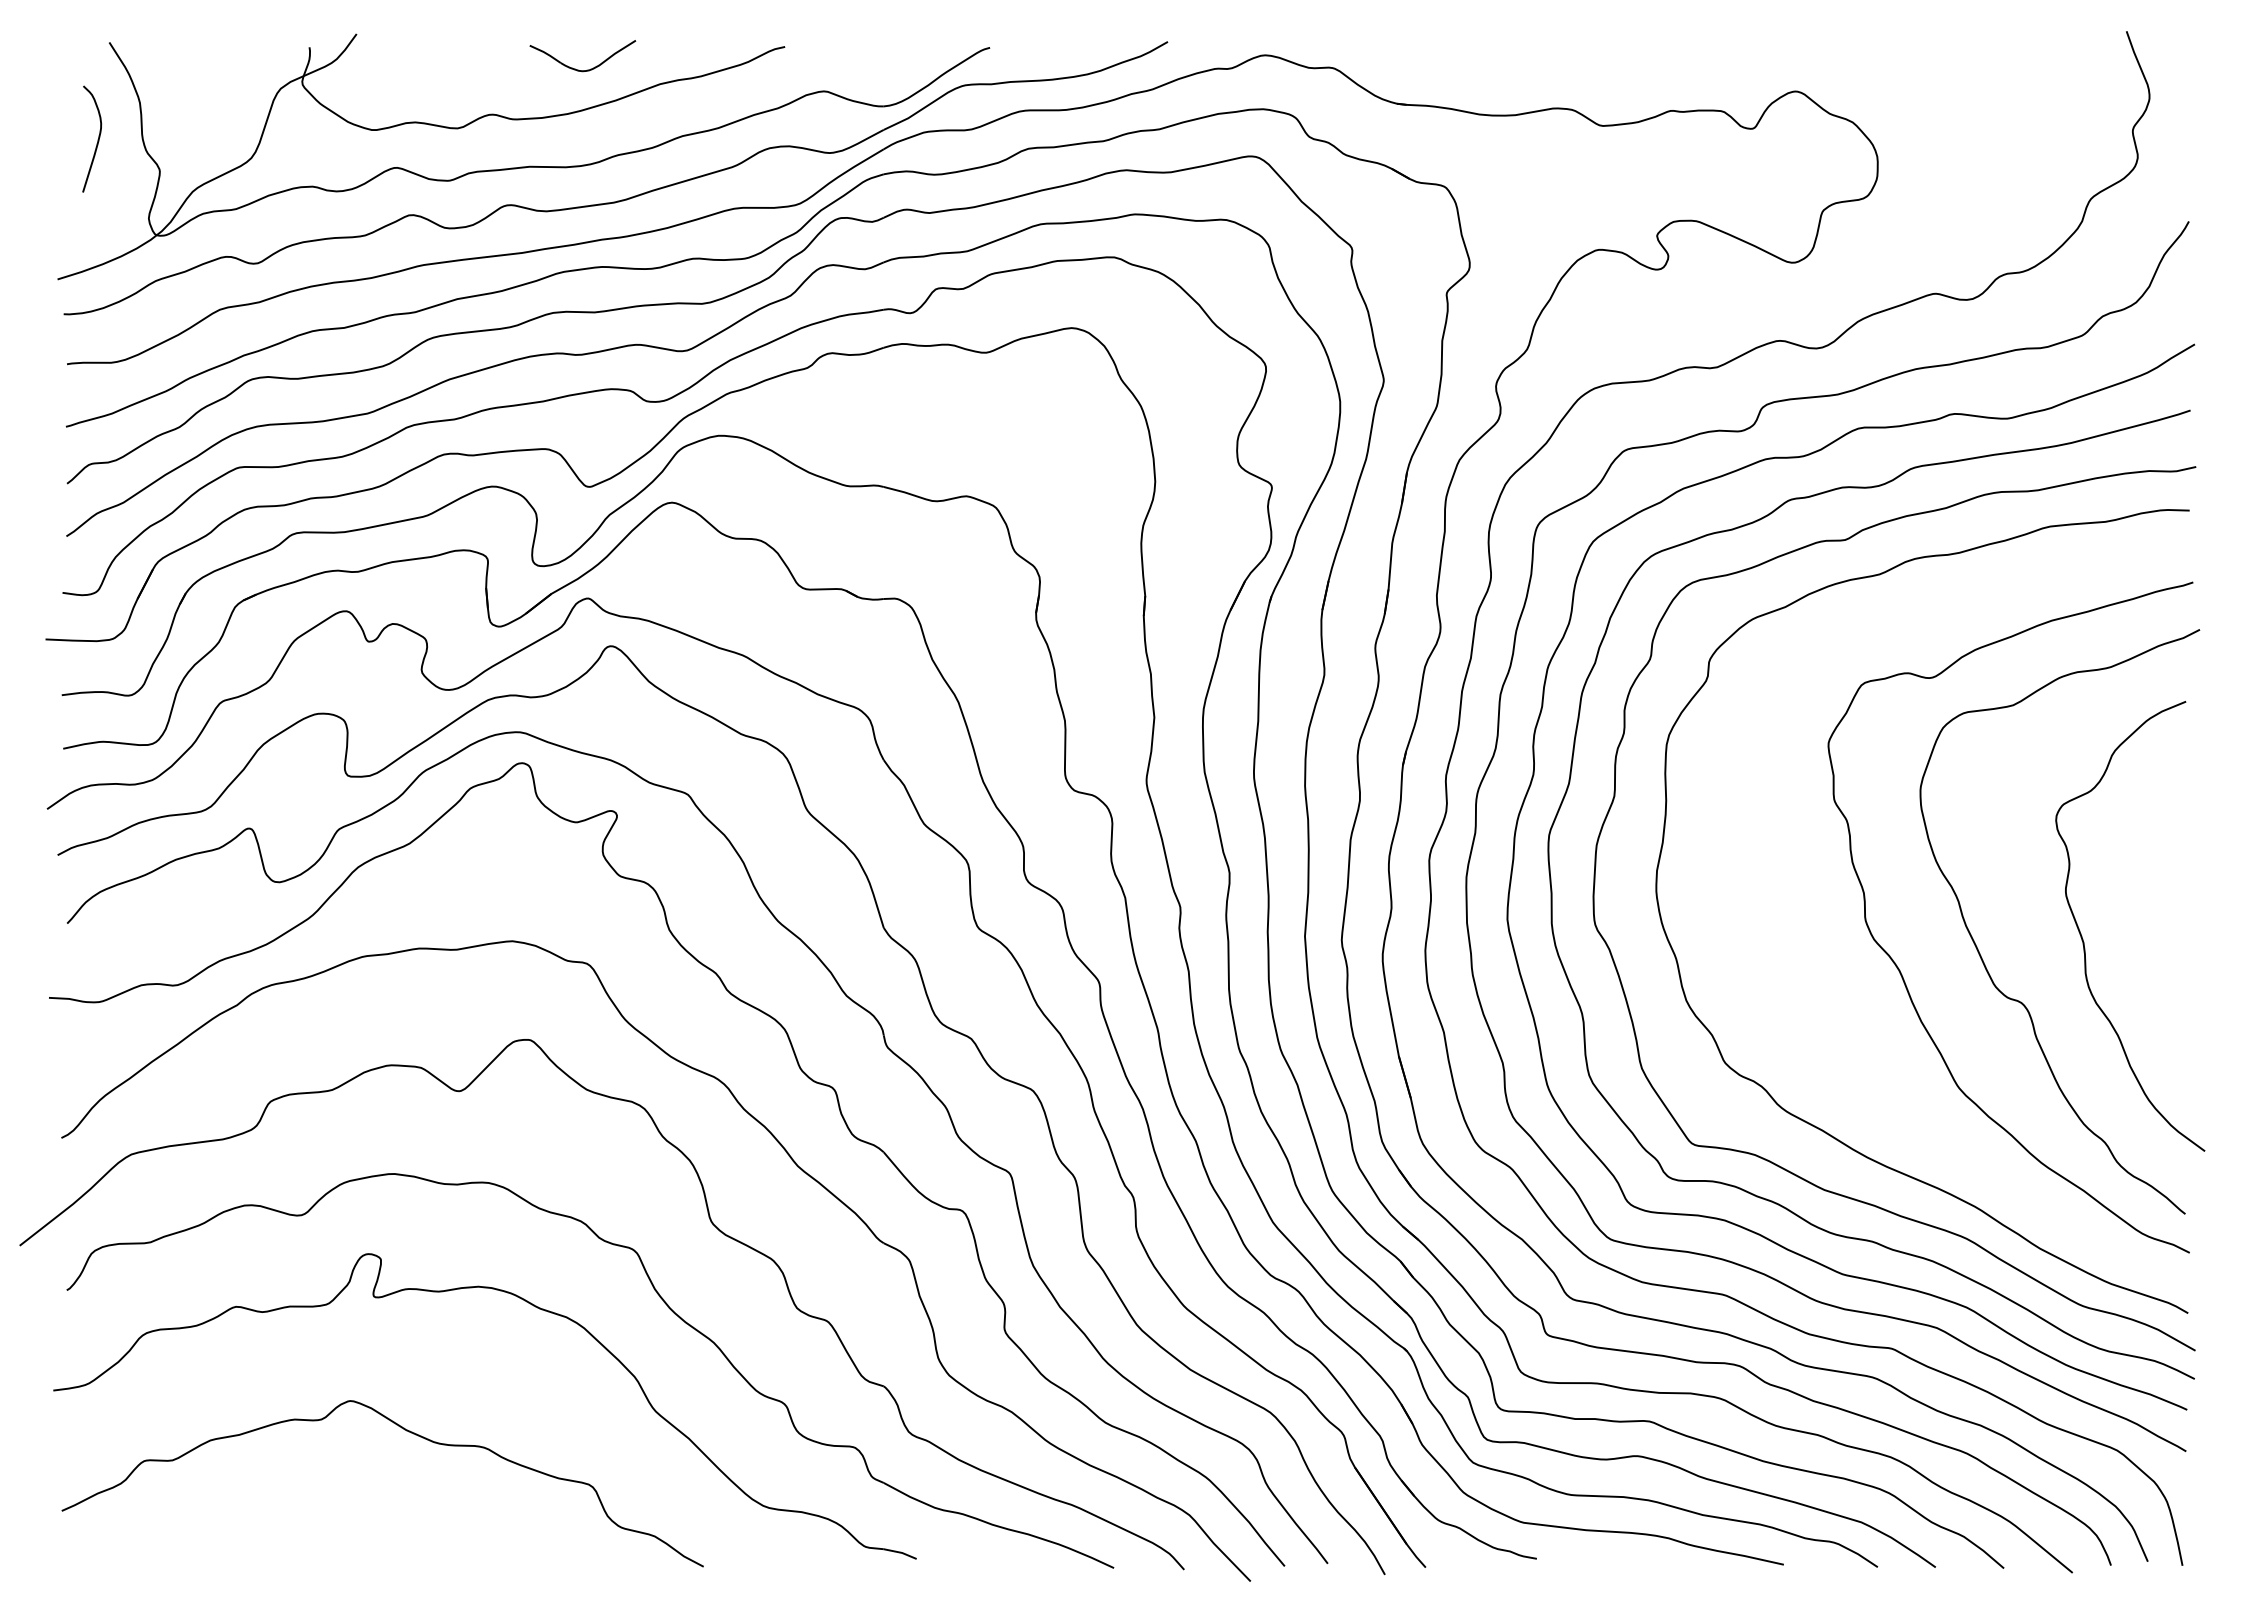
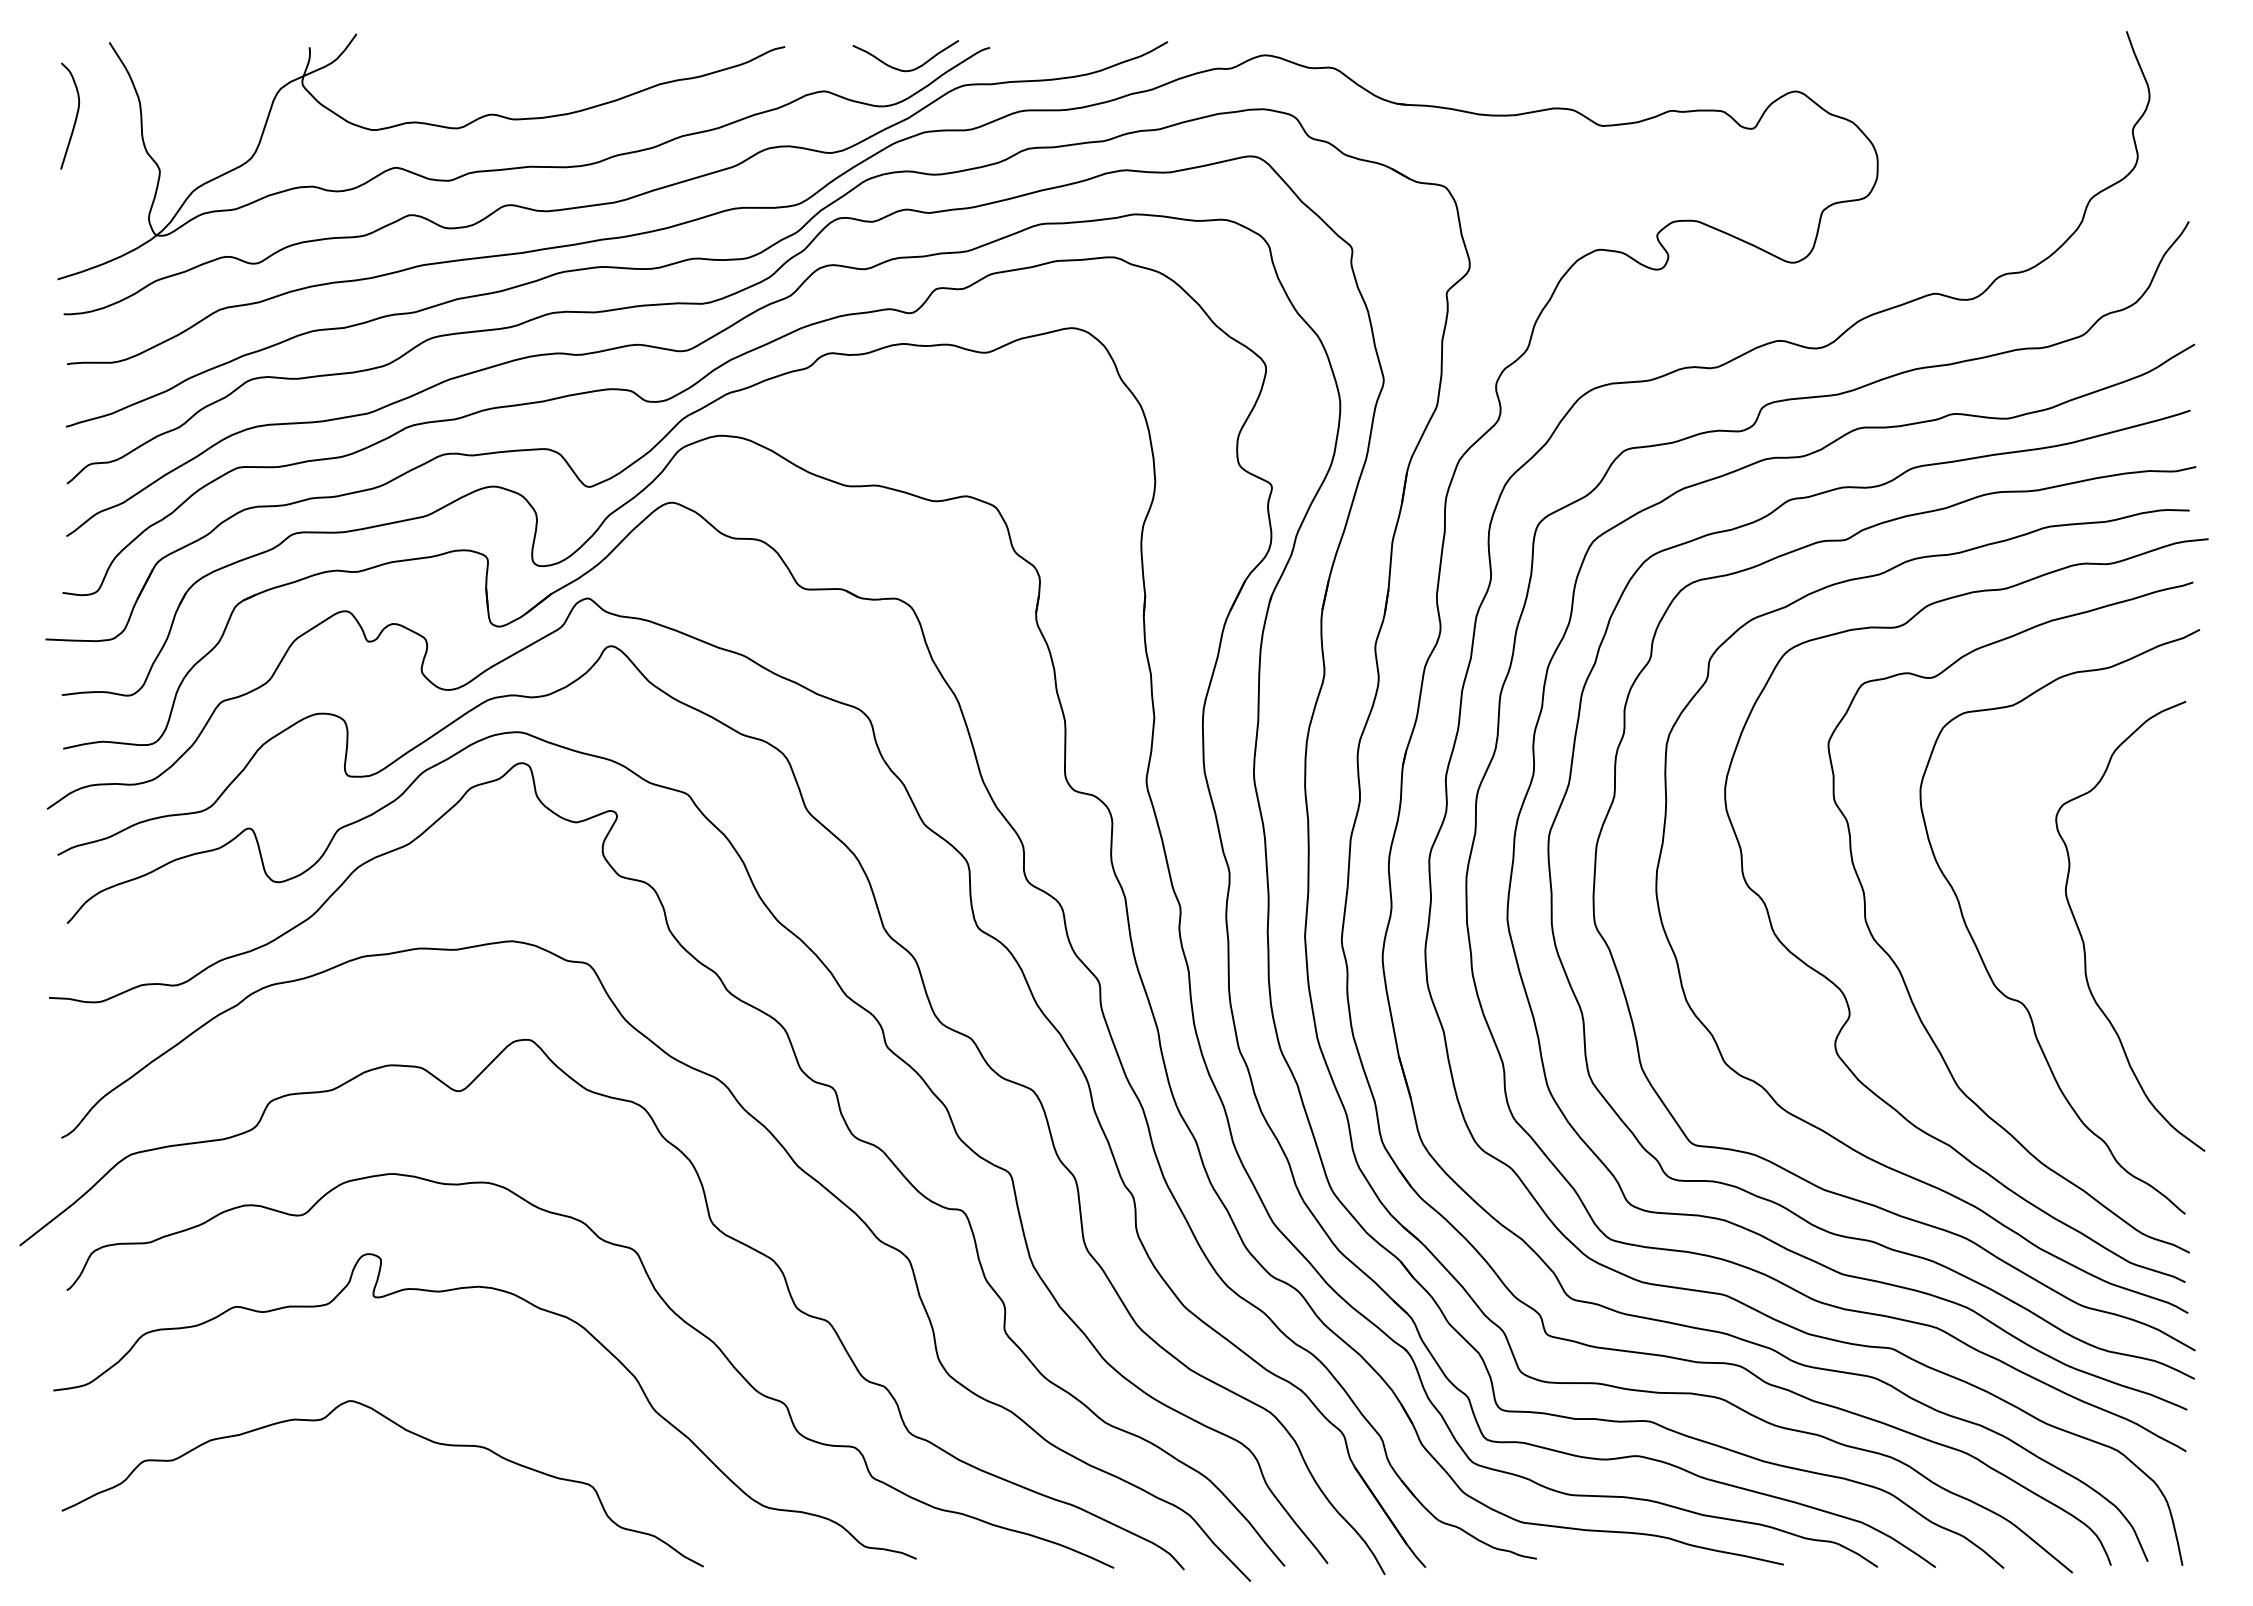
part position: (578, 69) -> (901, 69) (901, 69)
curve position: (97, 139) -> (75, 116) (75, 116)
curve: none -> present (1843, 992)
